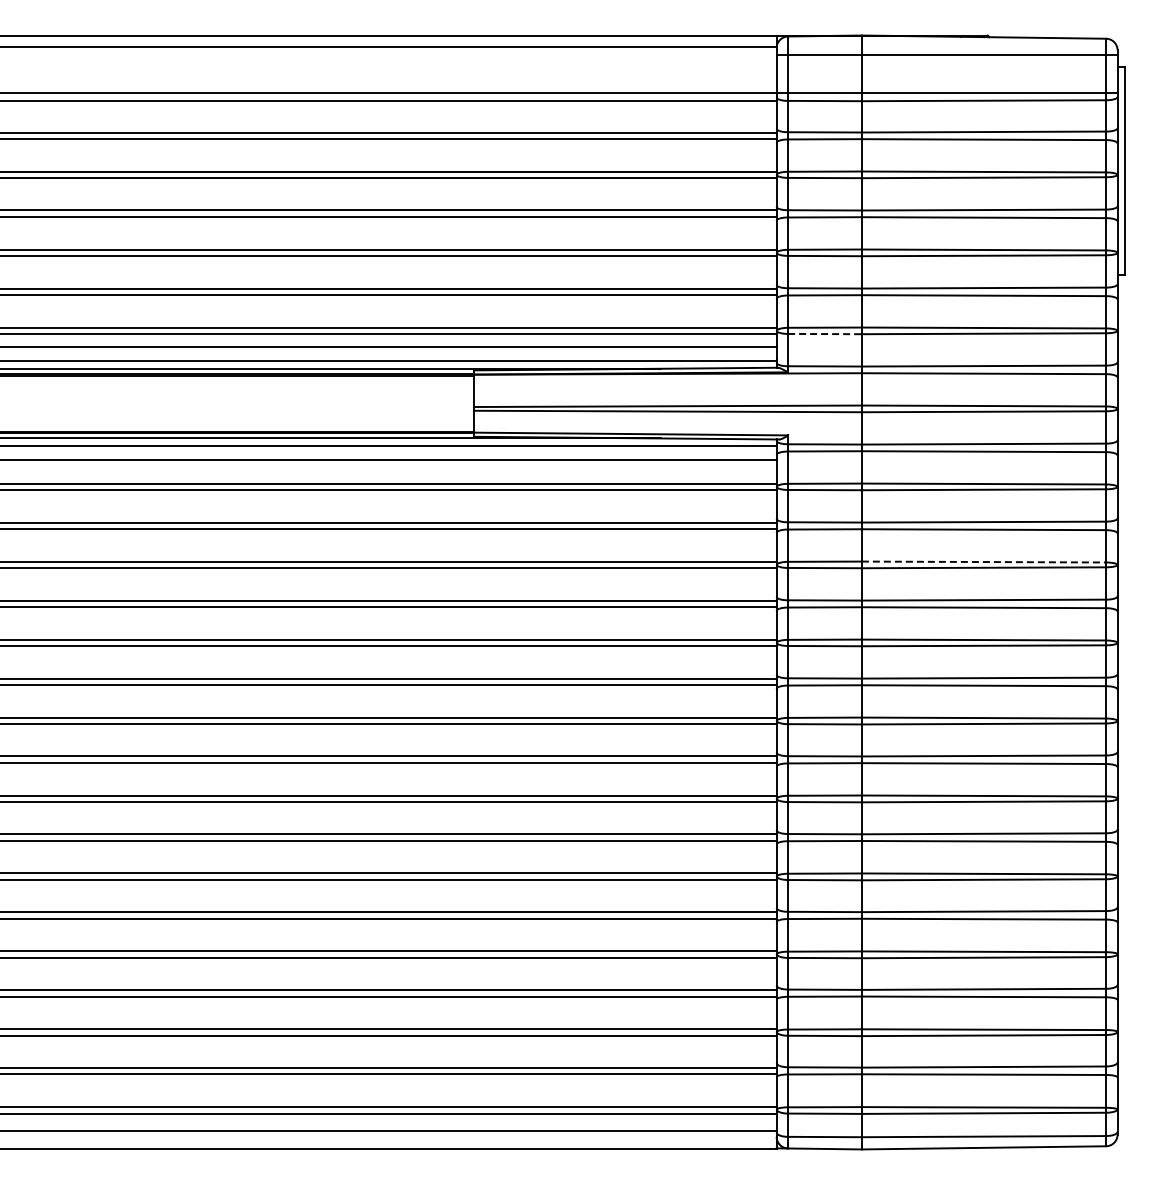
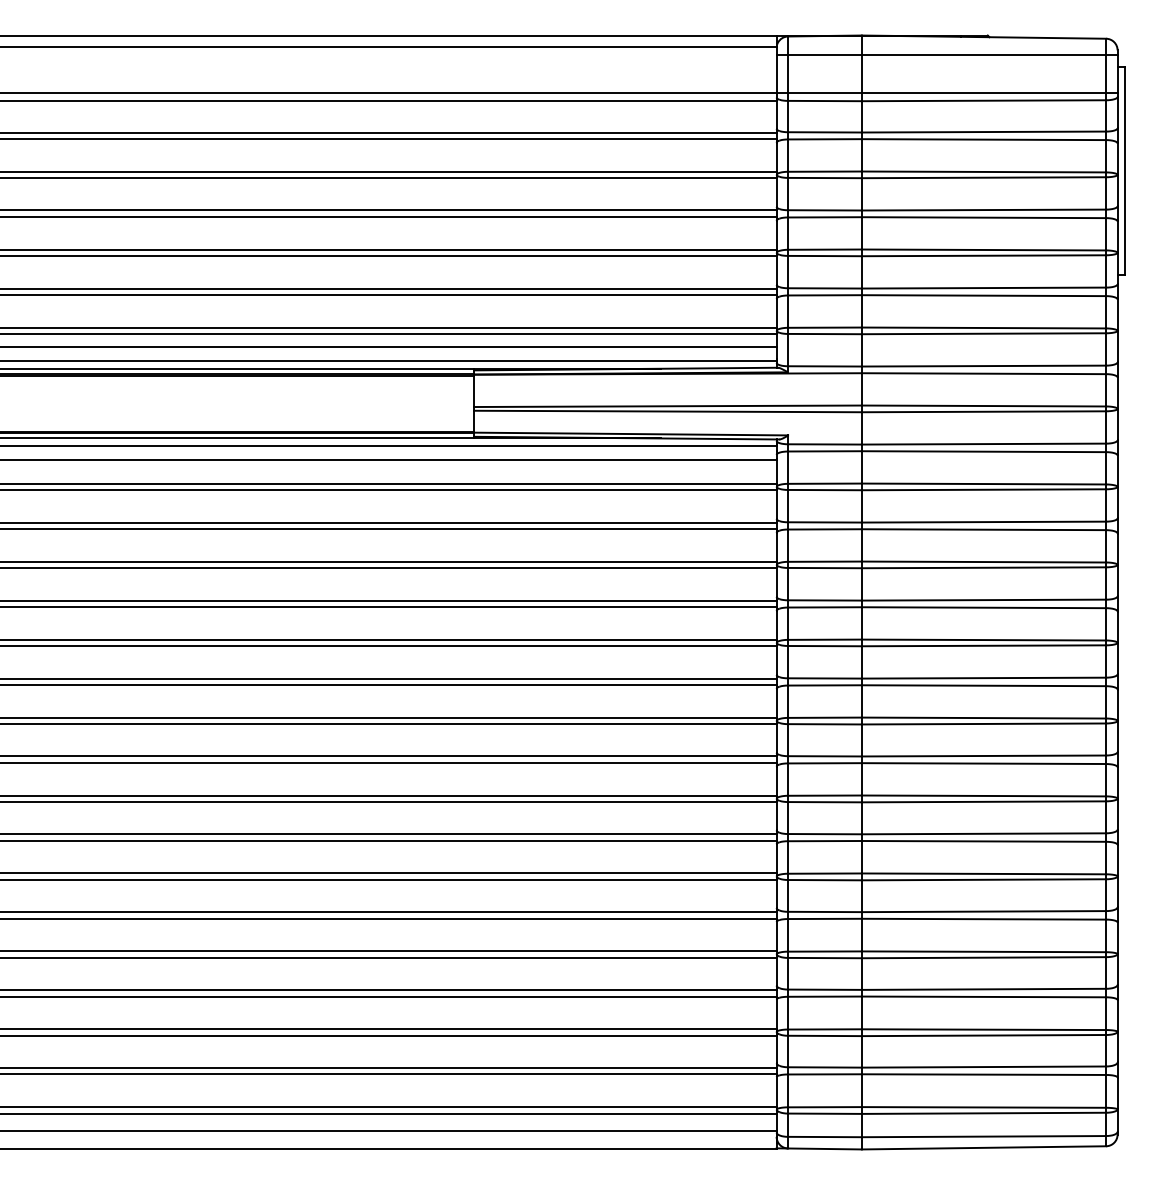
line: dashed -> solid (824, 334)
line: dashed -> solid (984, 562)
